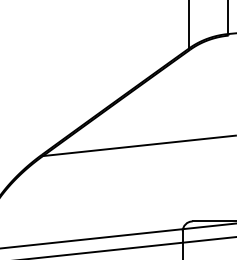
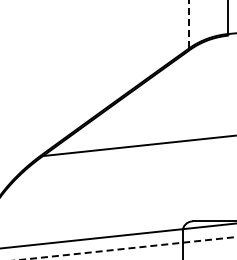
line: solid -> dashed (189, 24)
line: solid -> dashed (128, 248)
